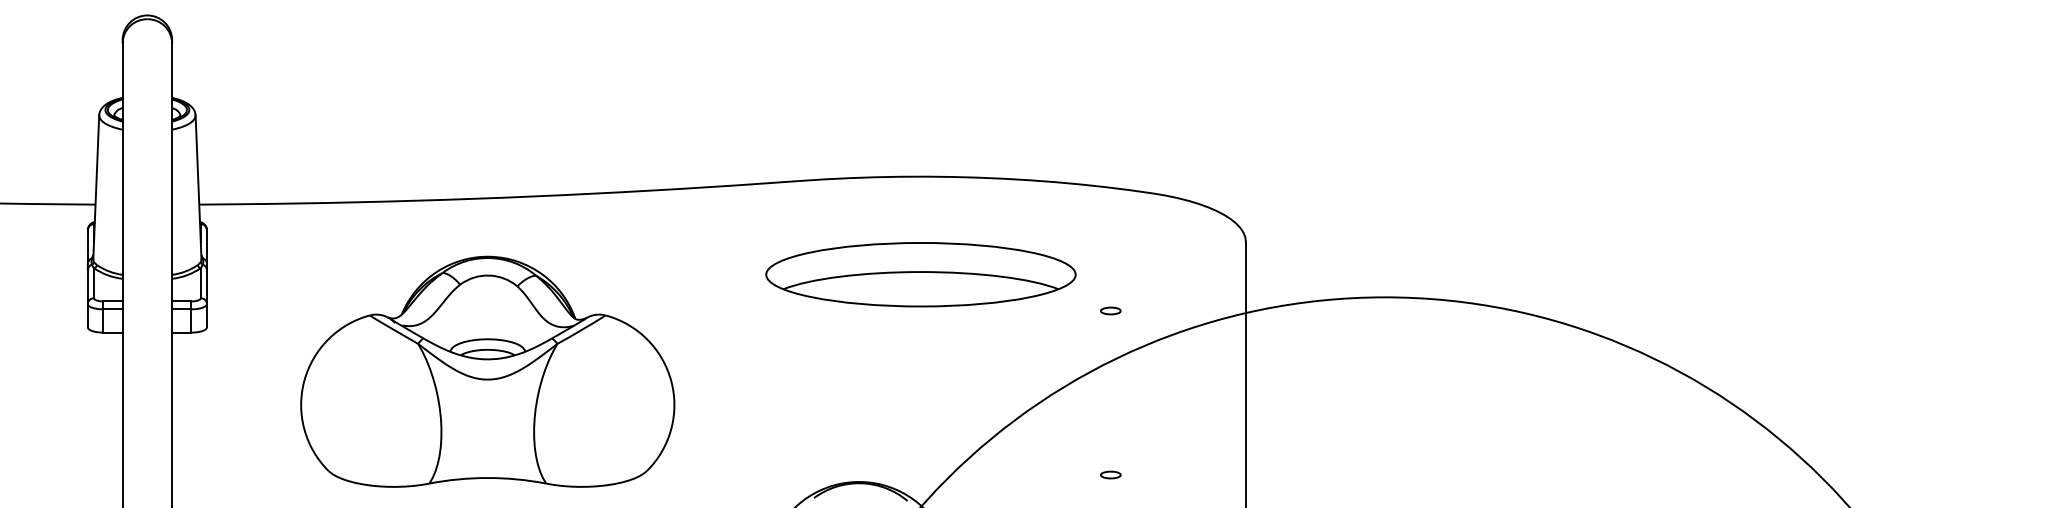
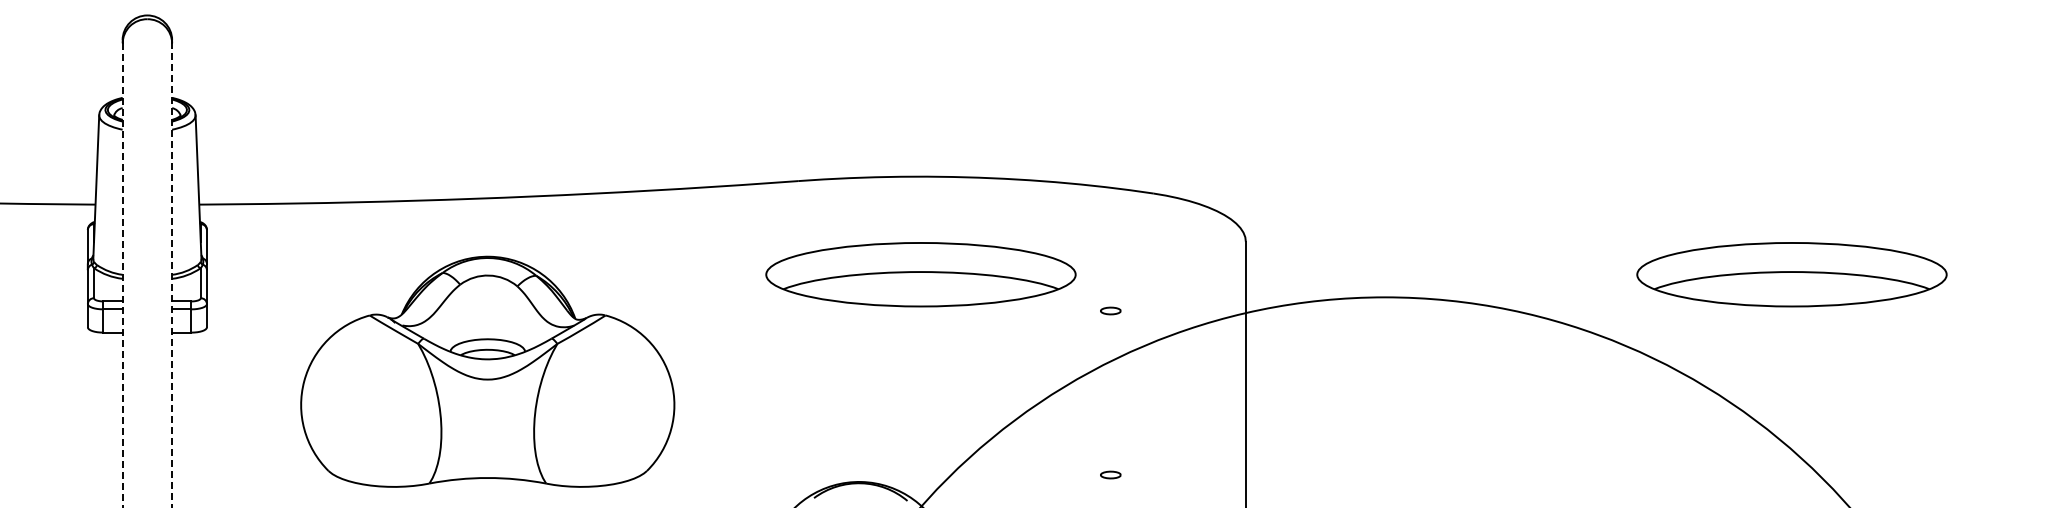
part: none -> present (1791, 274)
line: solid -> dashed (172, 275)
line: solid -> dashed (122, 276)
